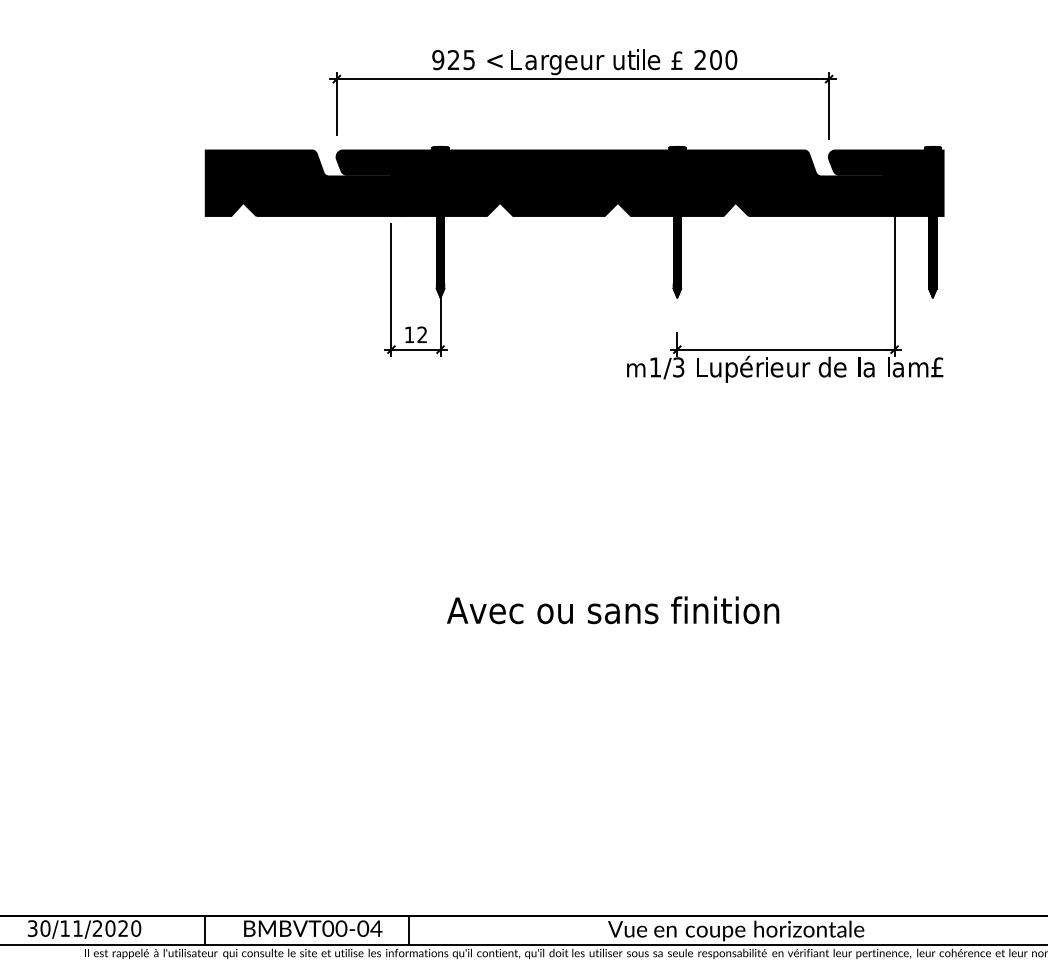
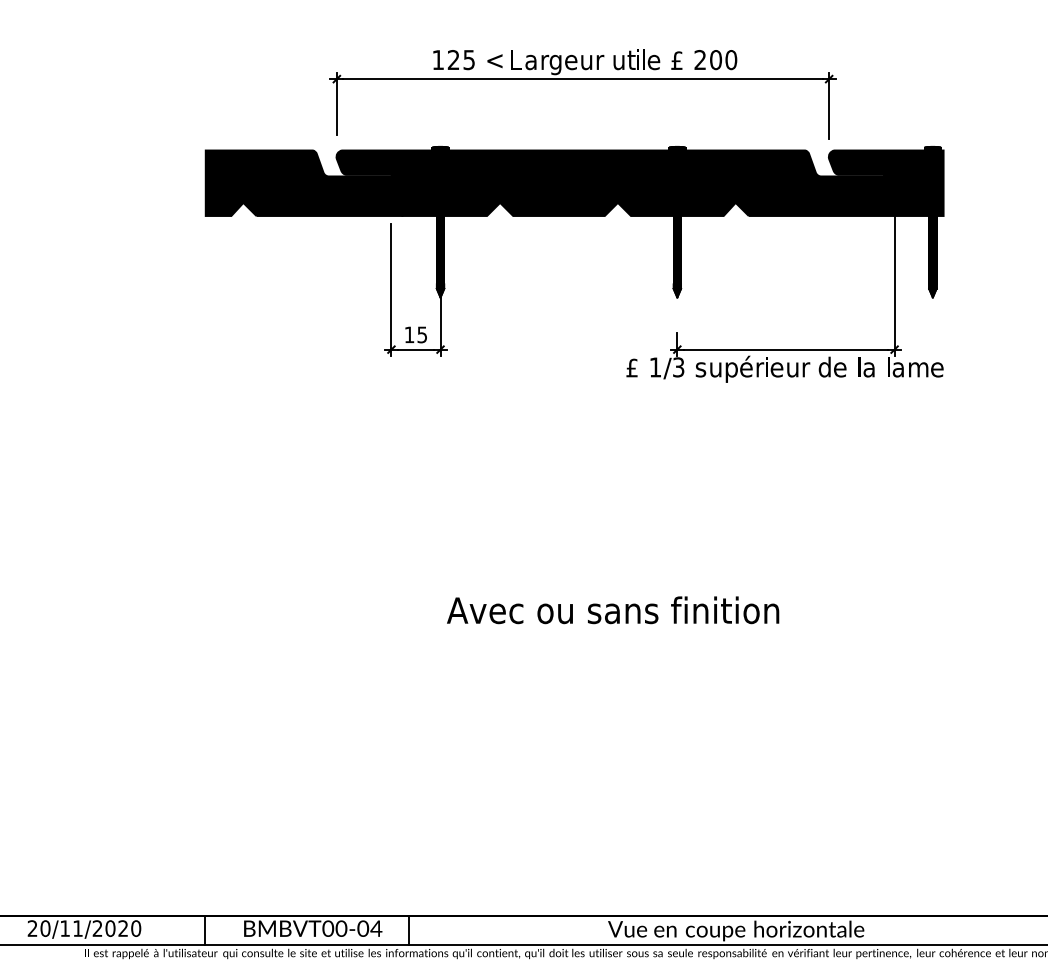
text: 9 -> 1 (438, 60)
text: 12 -> 15 (421, 334)
text: m -> £ (635, 367)
text: L -> s (701, 367)
text: £ -> e (937, 367)
text: 30/11/2020 -> 20/11/2020 (32, 928)
